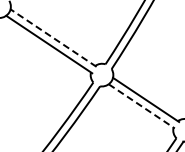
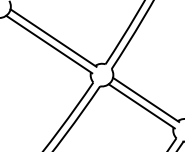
line: dashed -> solid (53, 38)
line: dashed -> solid (141, 106)
